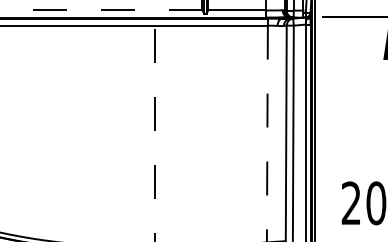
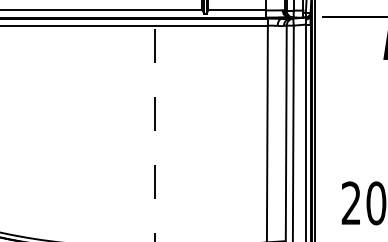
line: dashed -> solid (101, 10)
line: dashed -> solid (267, 133)
